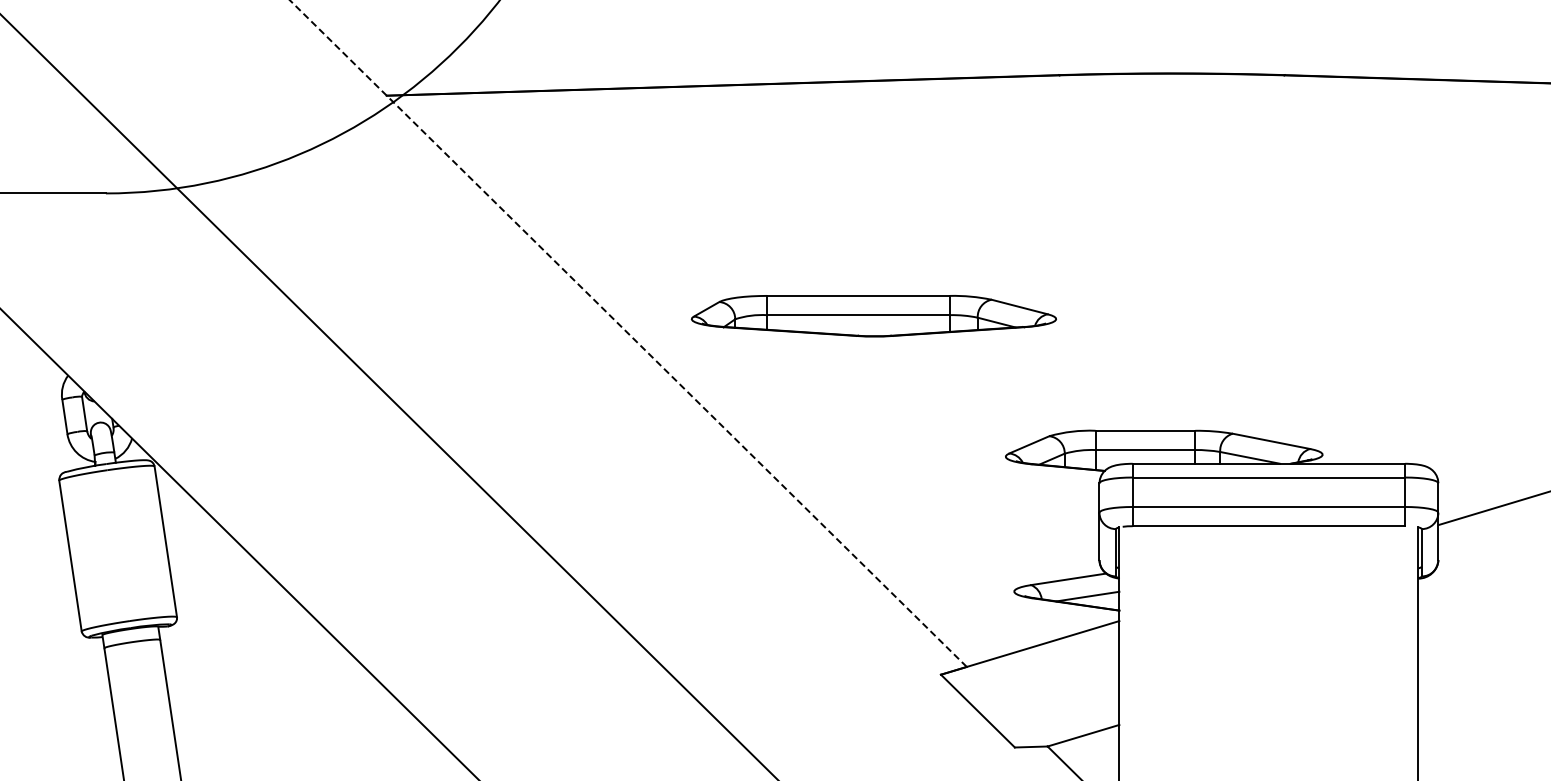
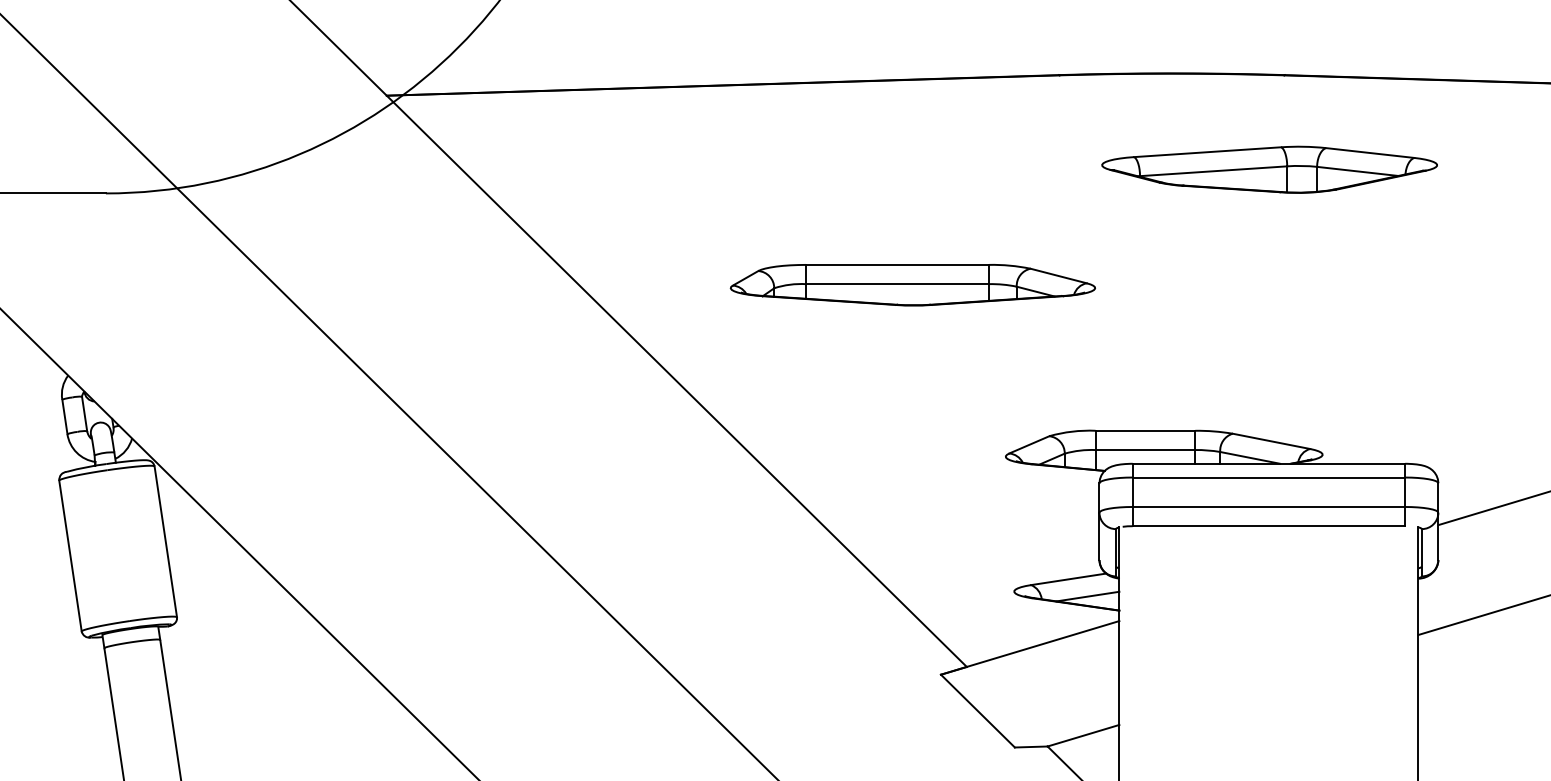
part: none -> present (1269, 169)
part position: (873, 316) -> (912, 285) (912, 285)
line: dashed -> solid (628, 333)
line: none -> present (1482, 615)
